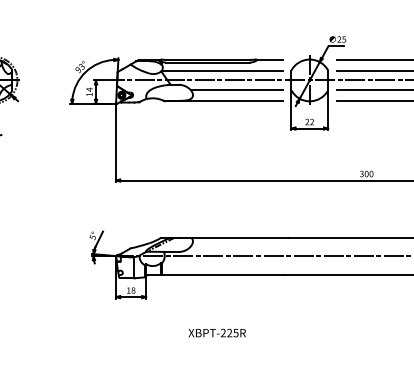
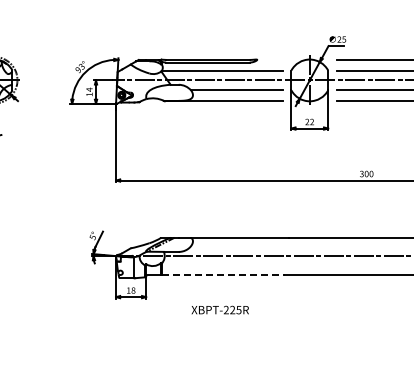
line: present -> none (269, 59)
line: solid -> dashed (223, 274)
text position: (216, 332) -> (219, 309) (219, 309)
